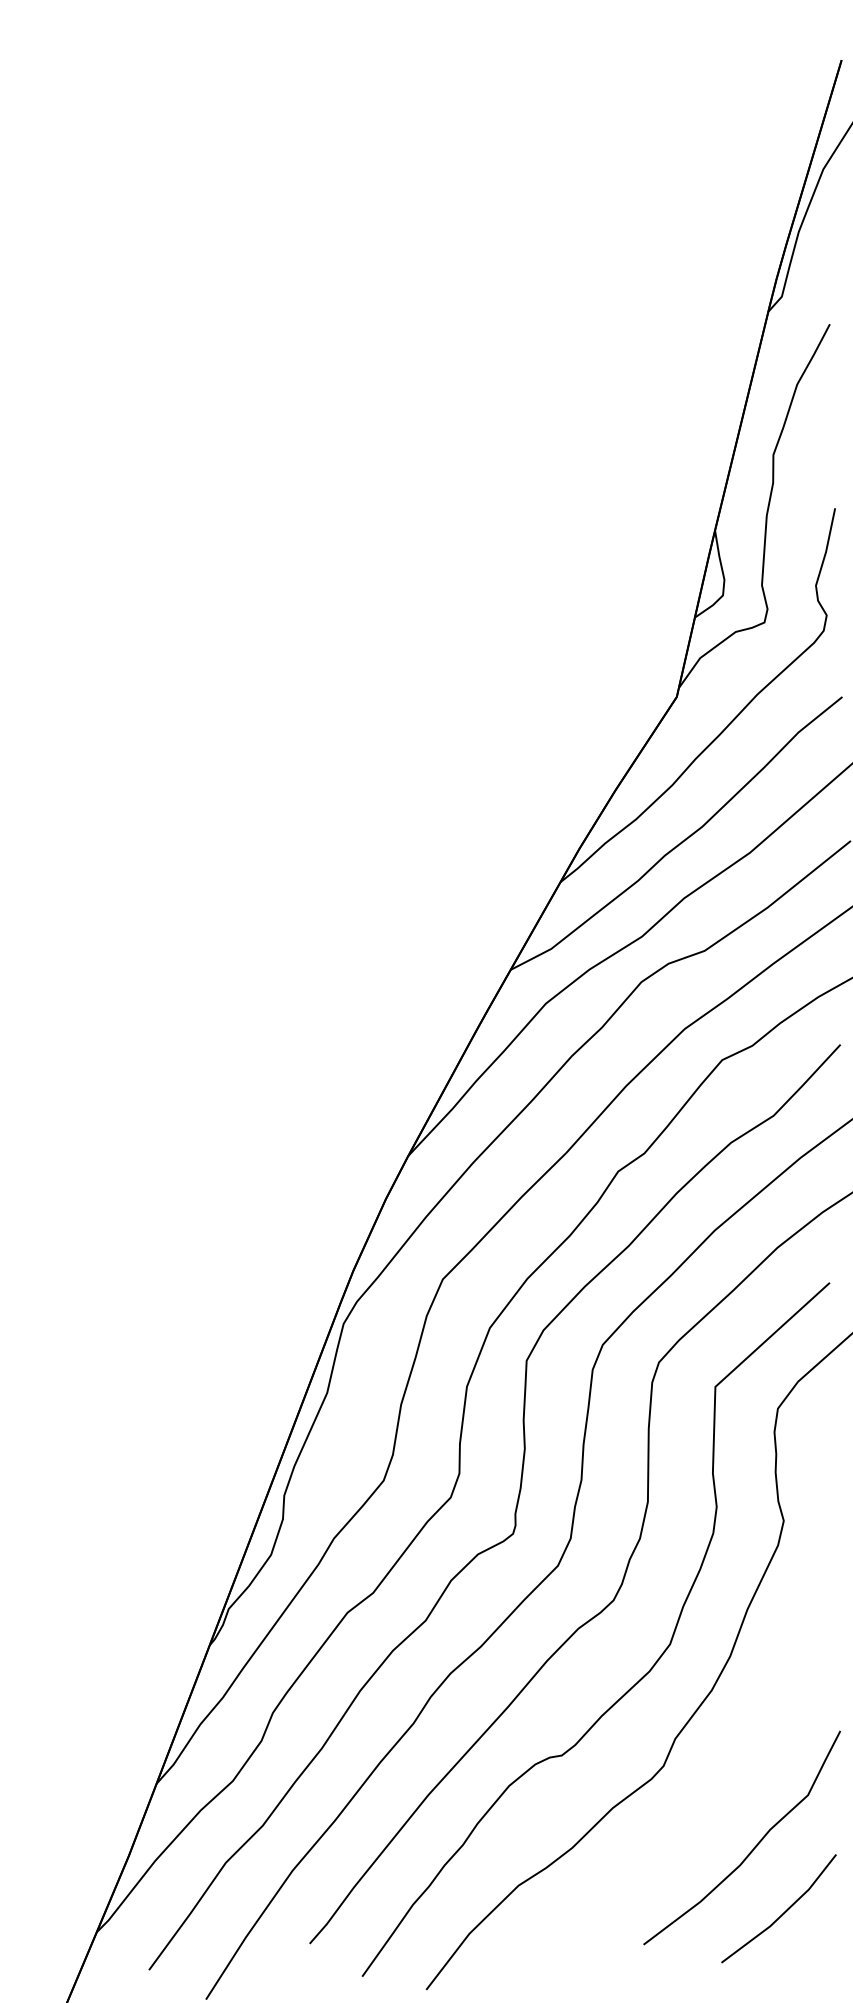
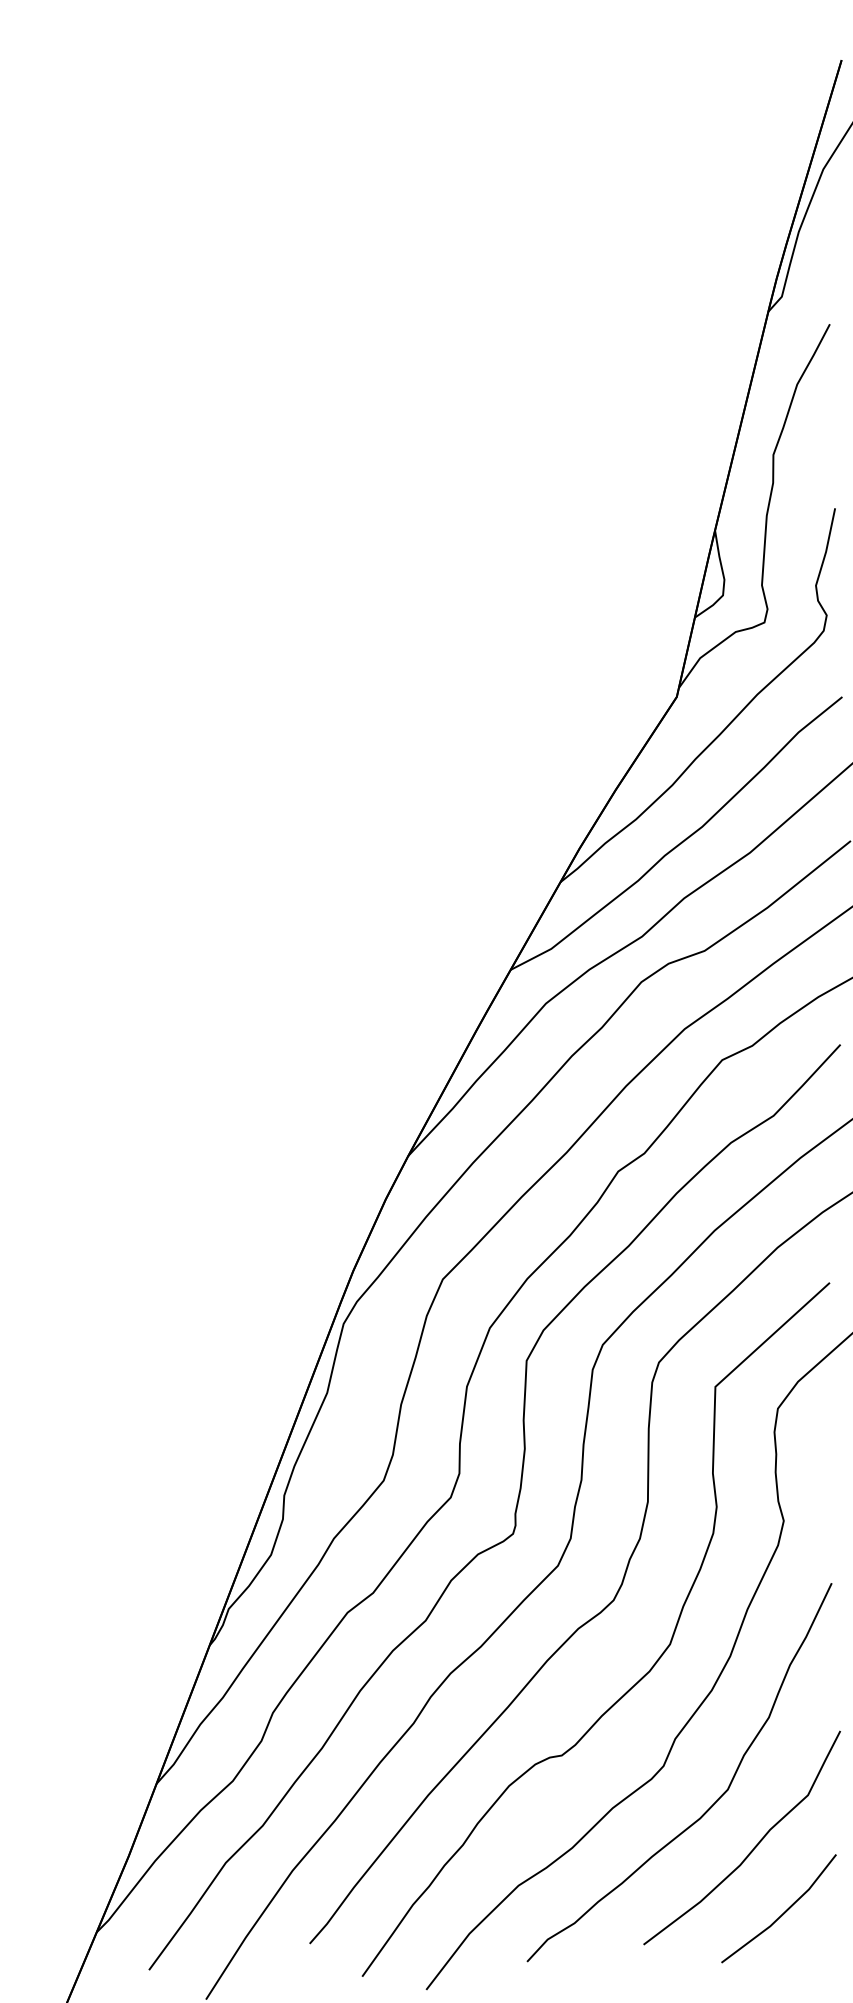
curve: none -> present (712, 1804)
